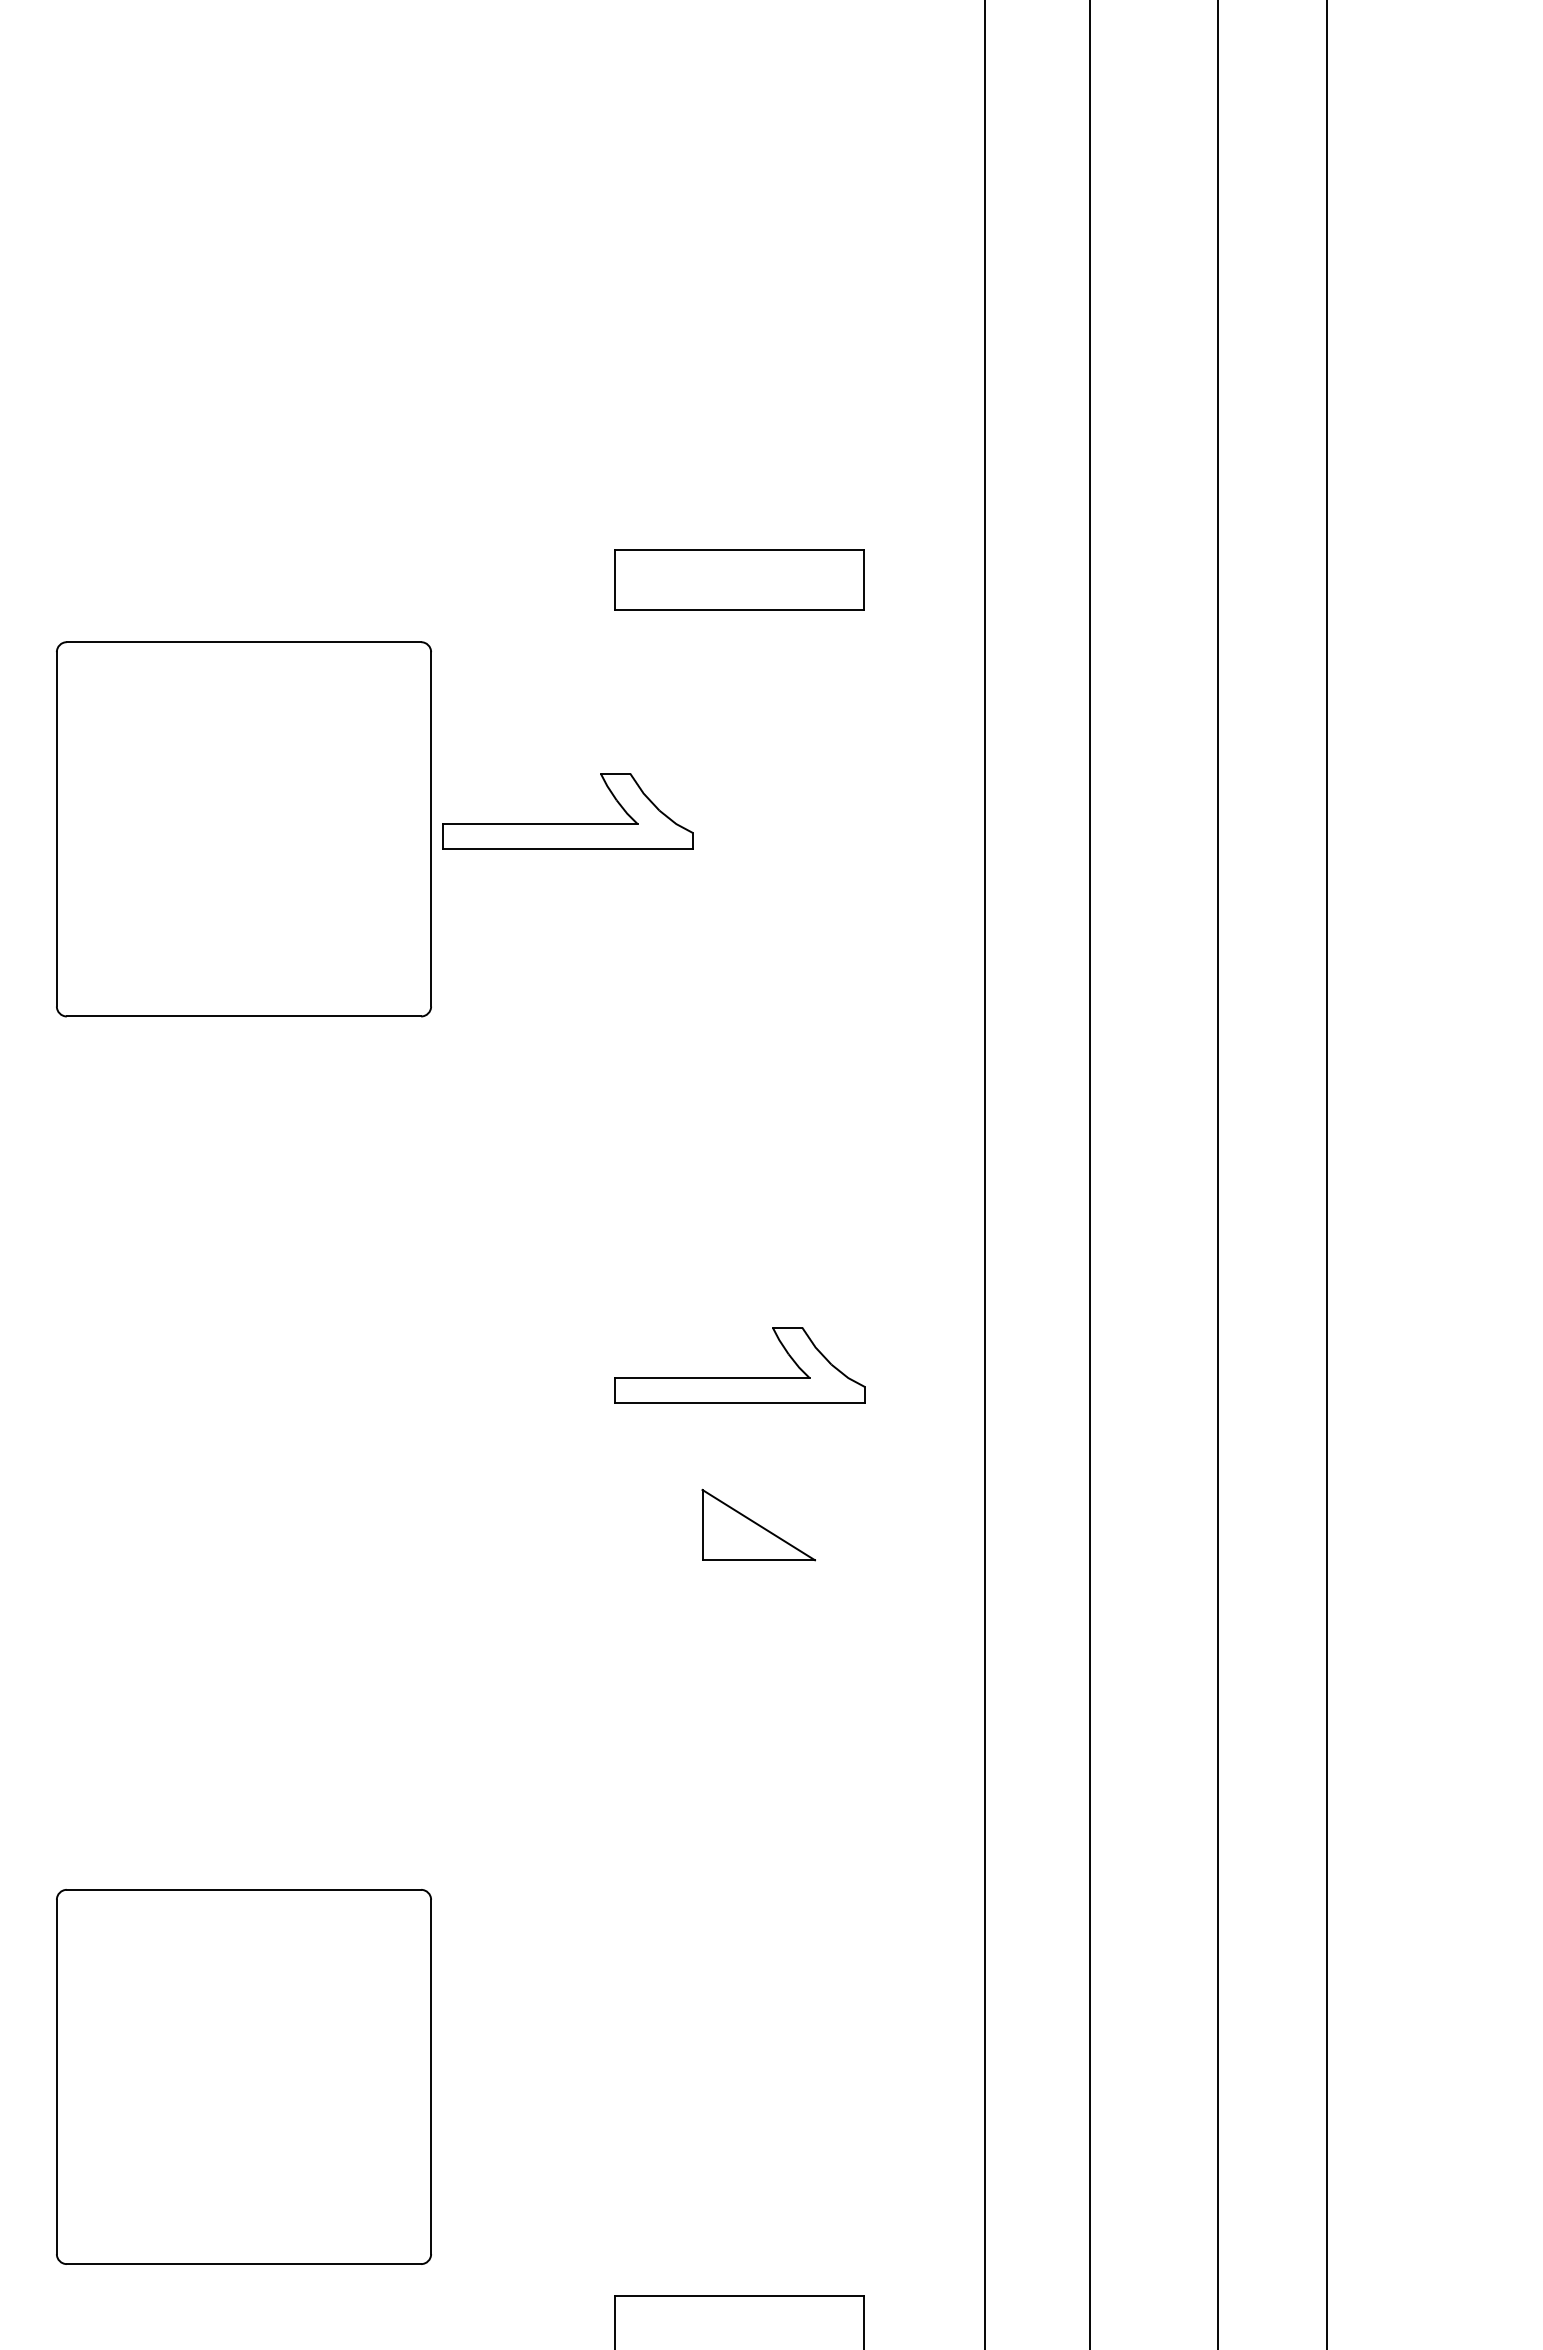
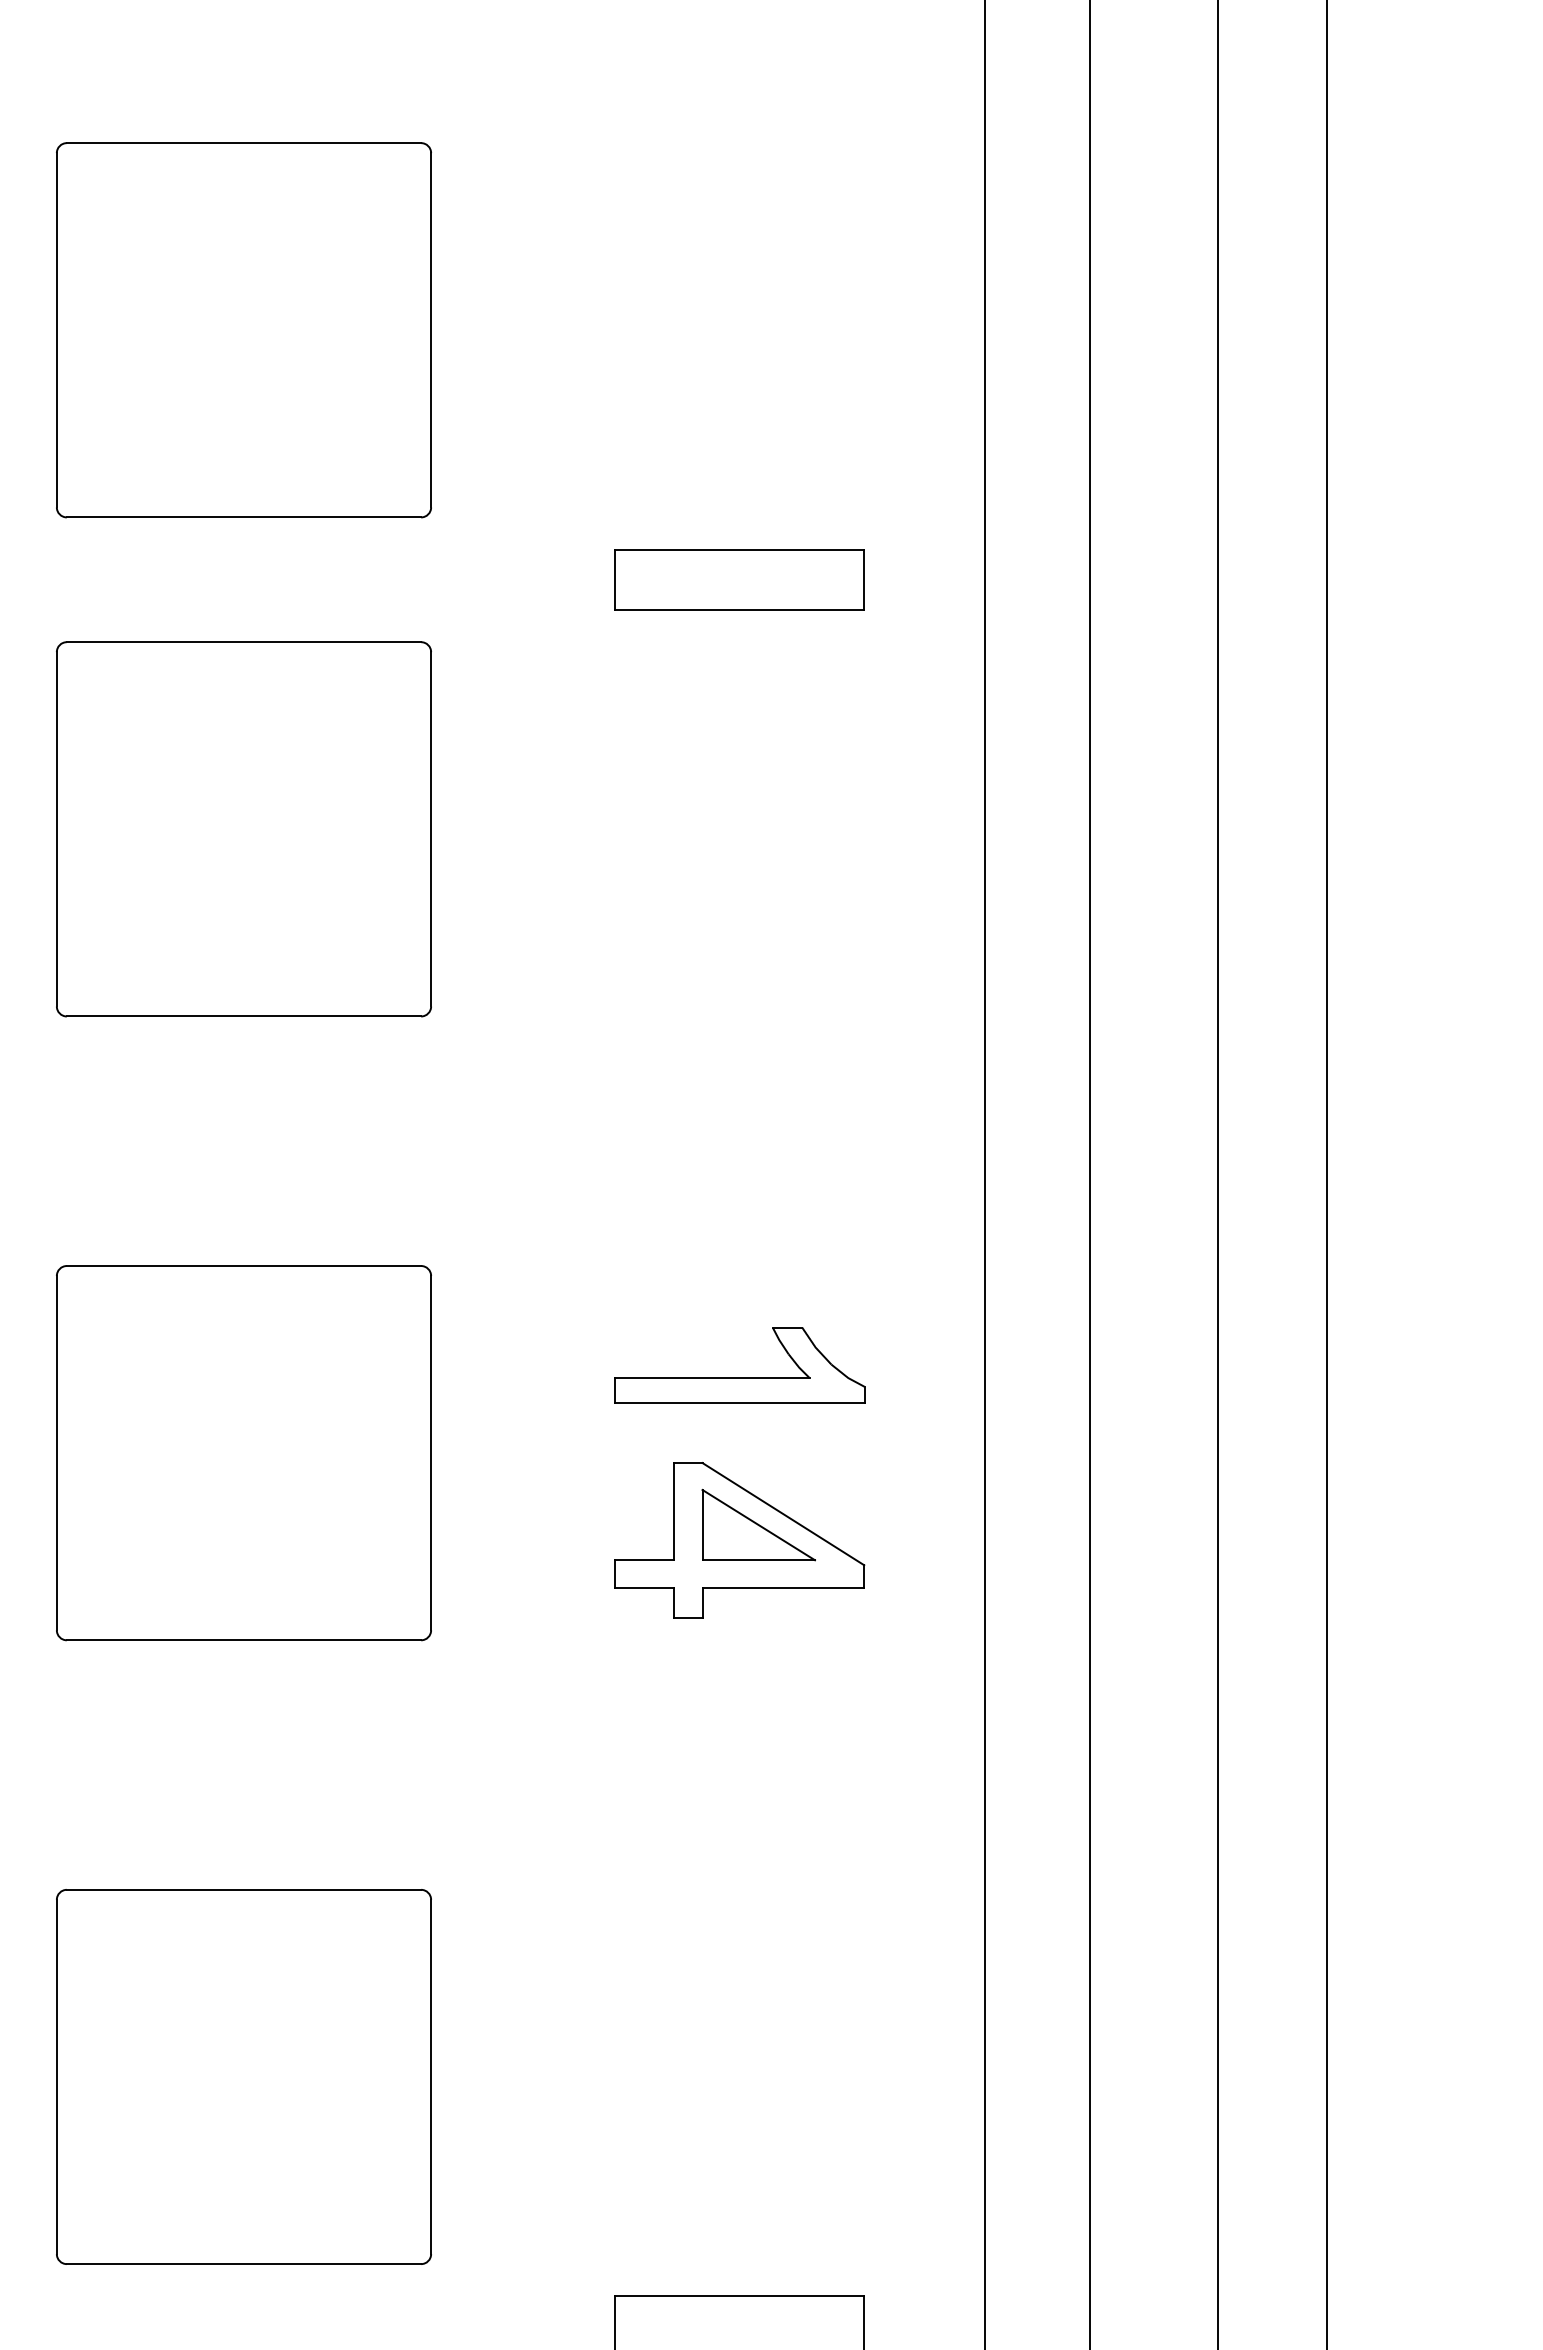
part: none -> present (243, 330)
part: present -> none (567, 823)
part: none -> present (243, 1453)
part: none -> present (739, 1540)
